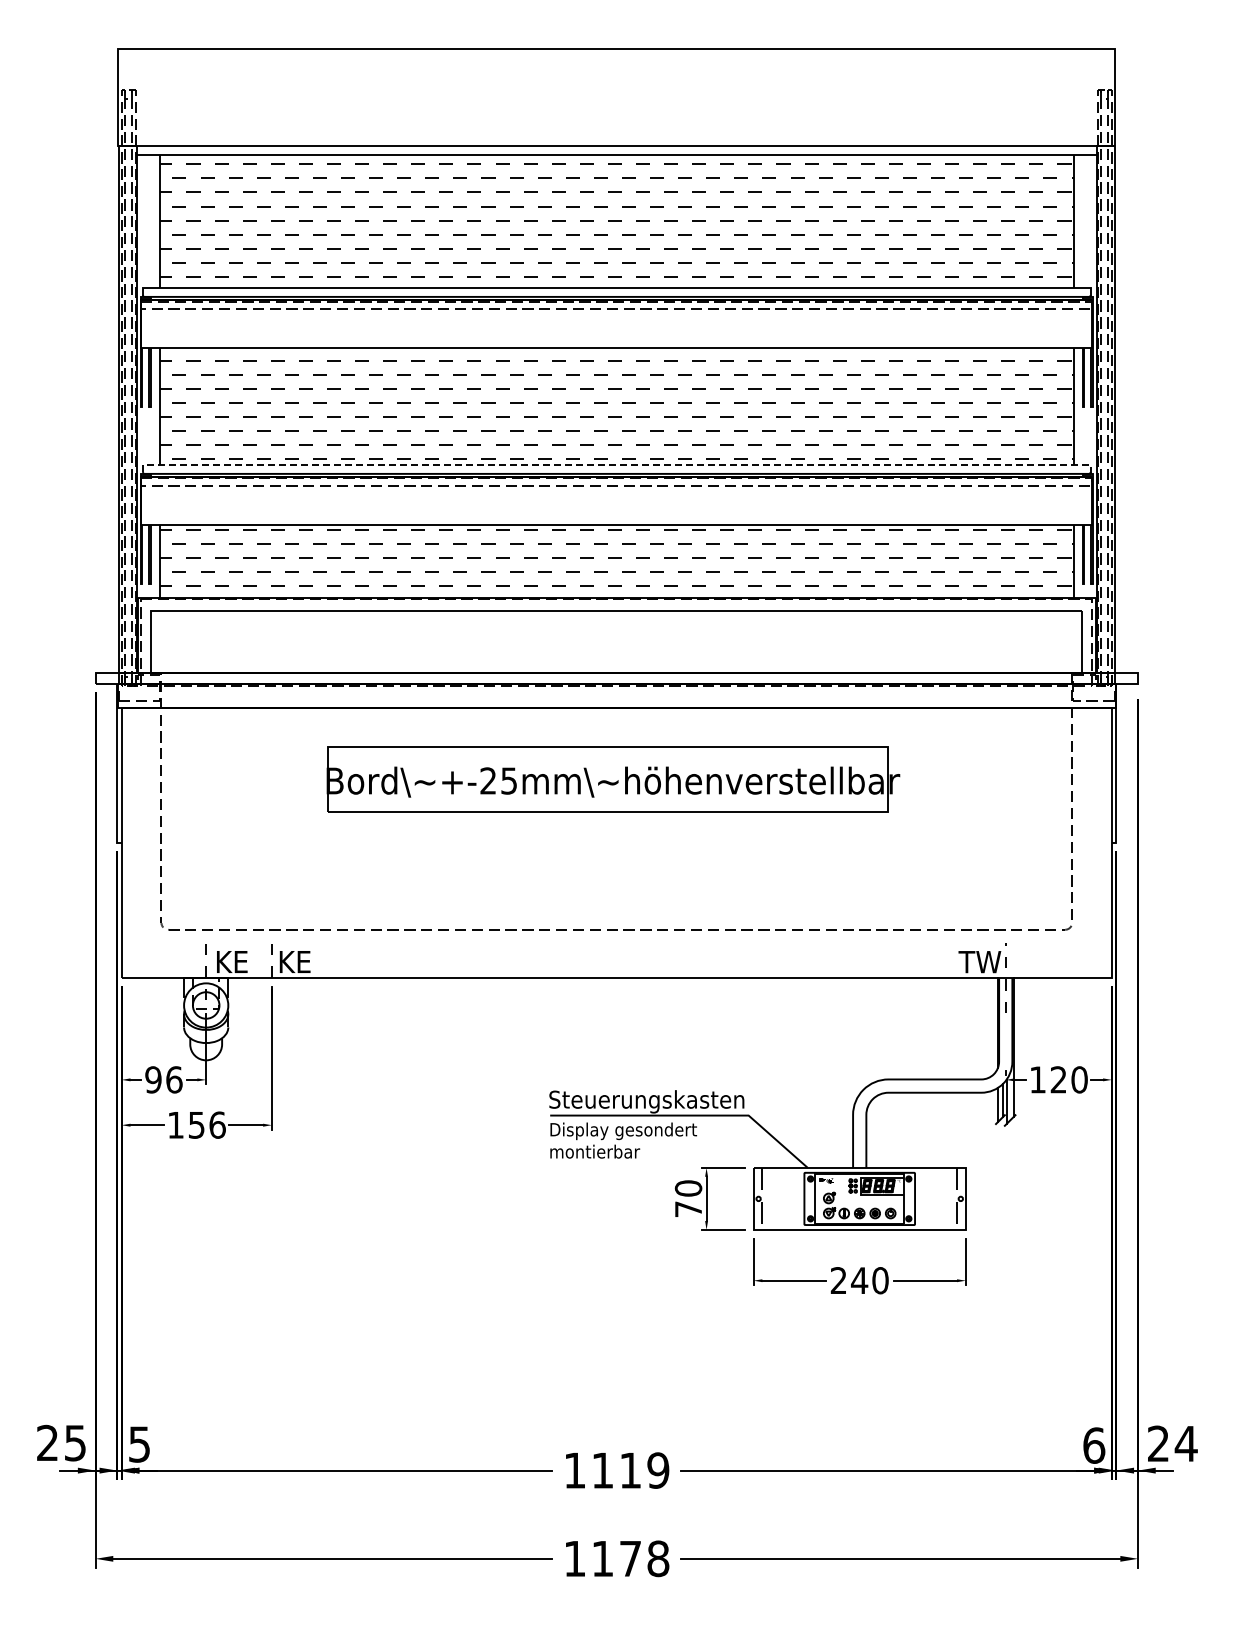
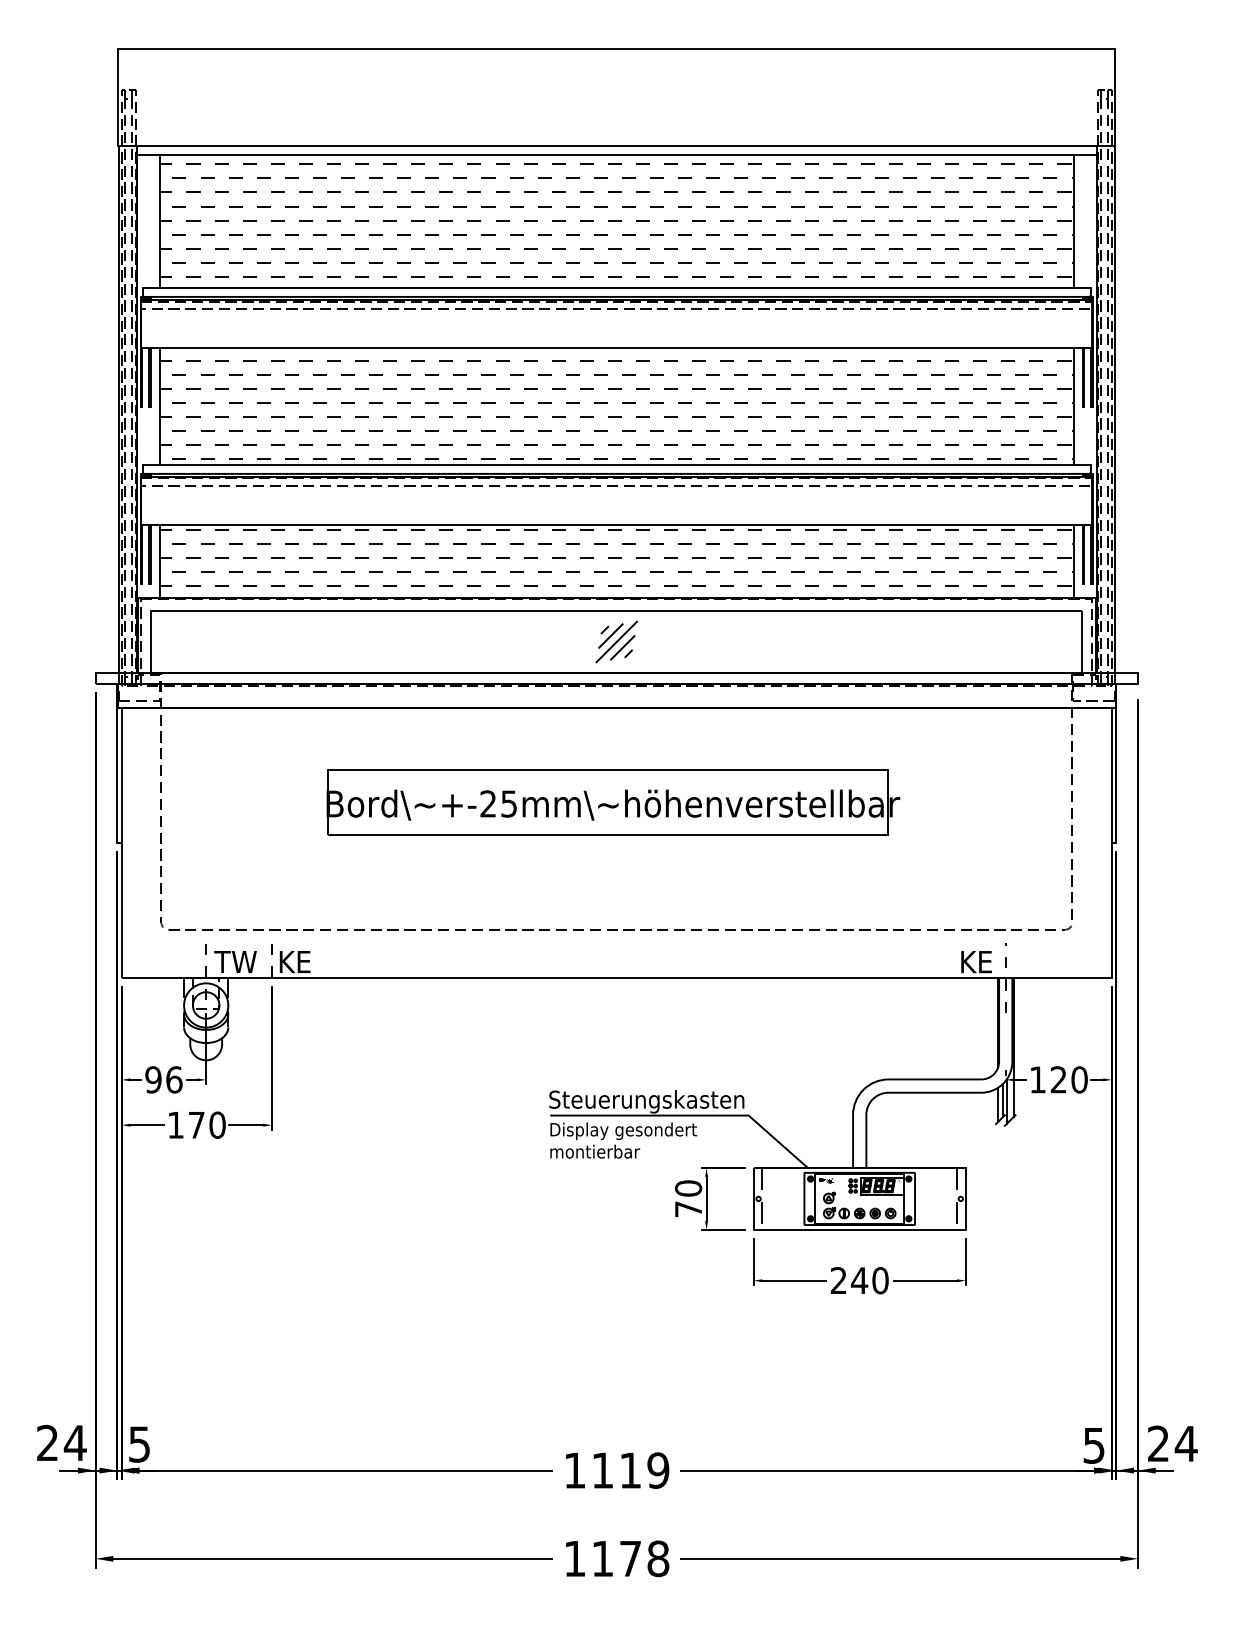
line: dashed -> solid (616, 465)
part: none -> present (616, 641)
part position: (613, 779) -> (613, 802) (613, 802)
text: KE -> TW (235, 961)
text: TW -> KE (979, 962)
text: 156 -> 170 (207, 1124)
text: 25 -> 24 (74, 1443)
text: 6 -> 5 (1094, 1445)
